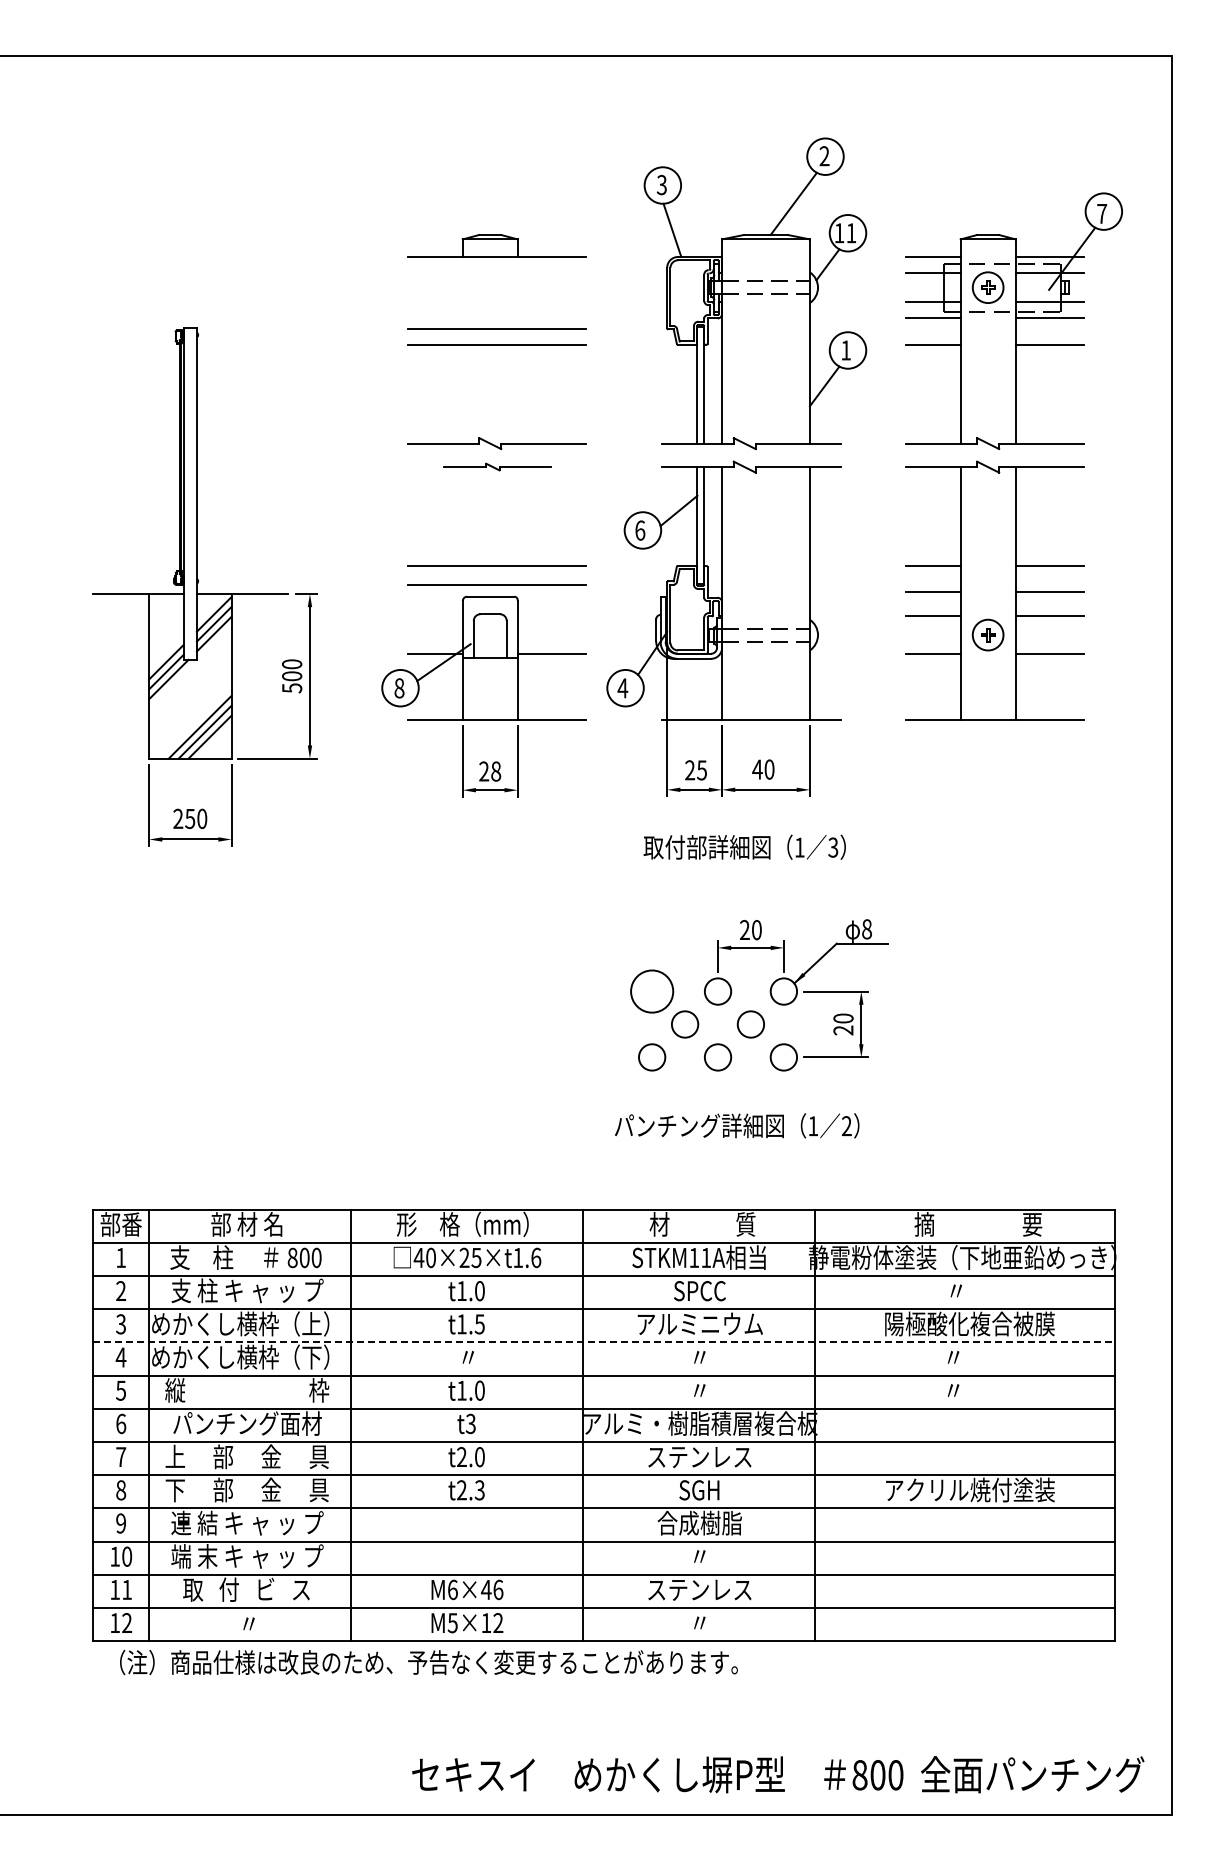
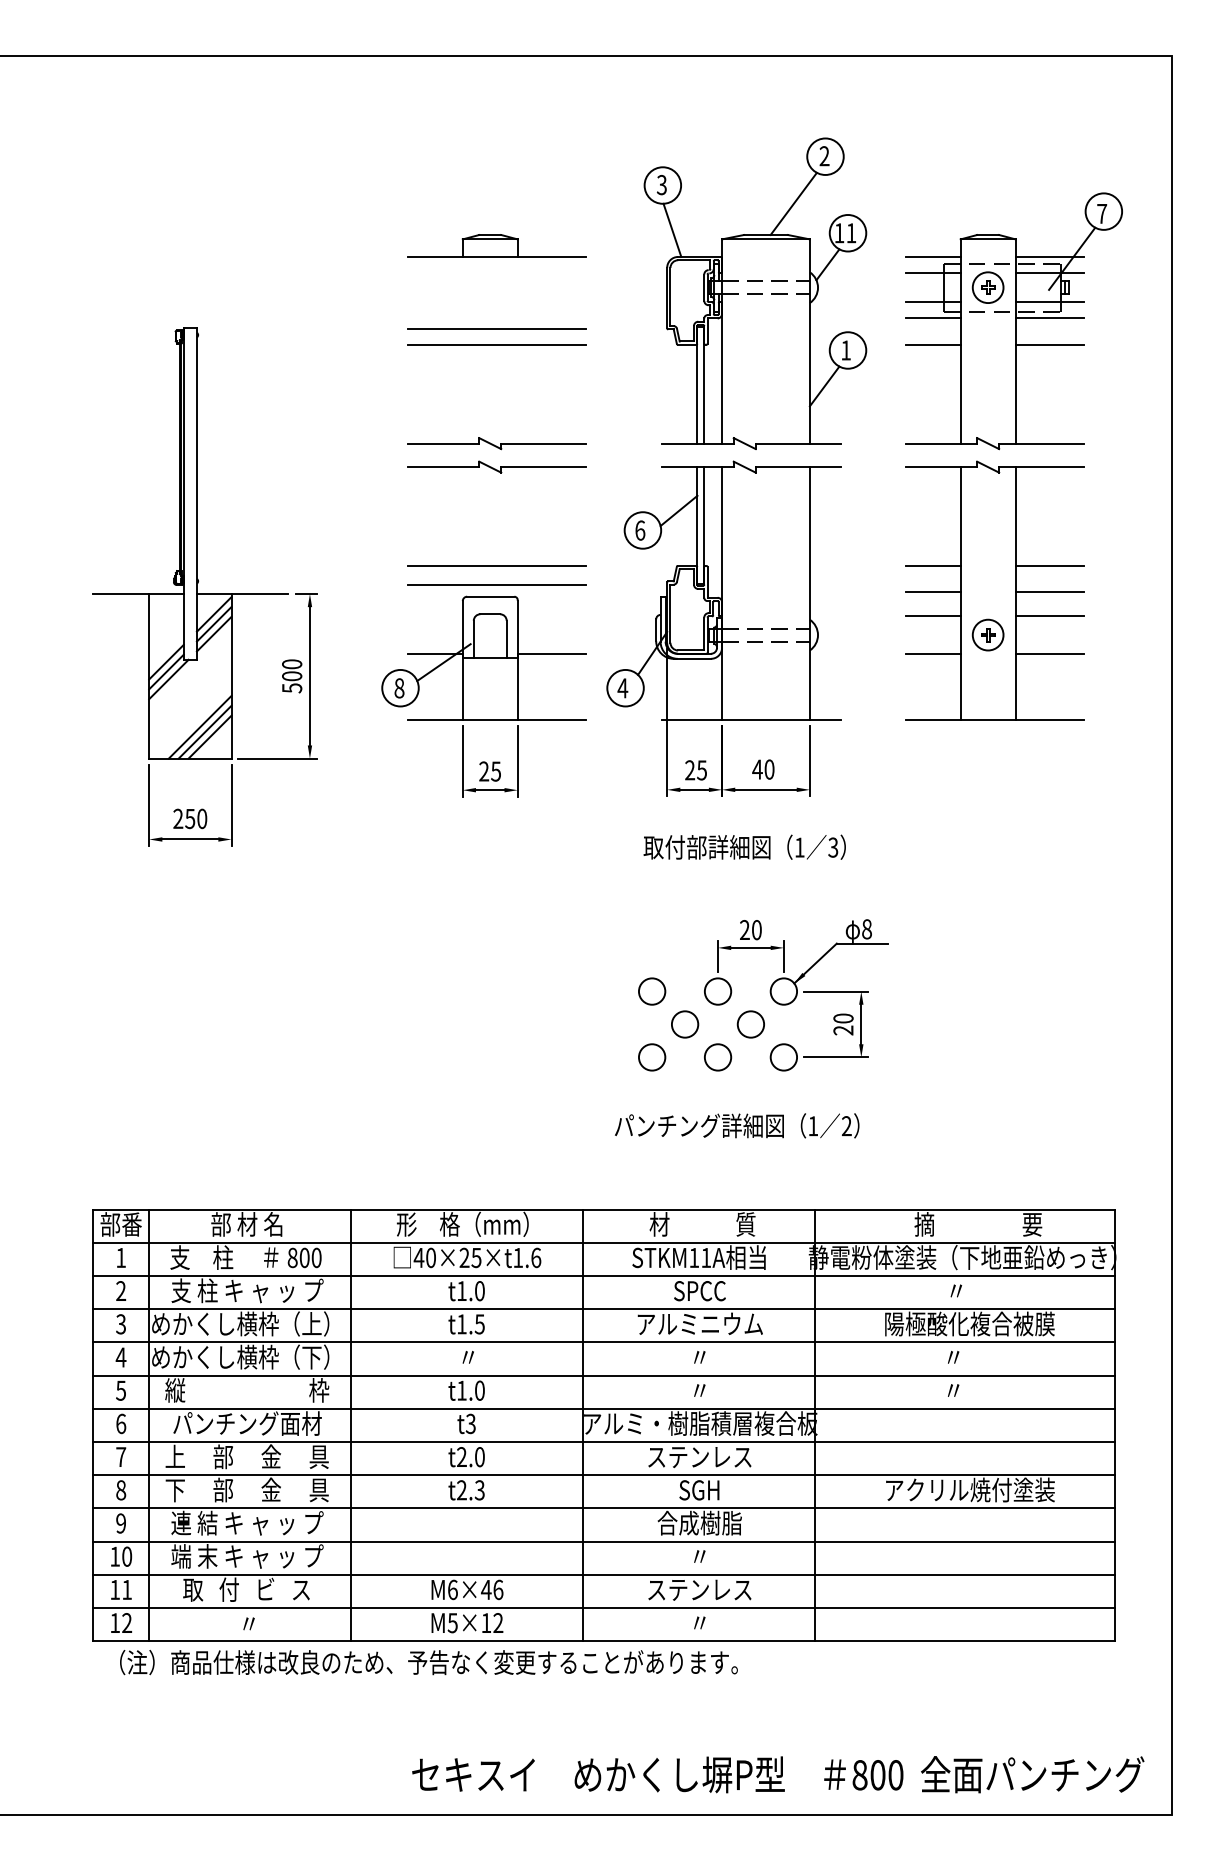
part size: 109x10 px -> 180x14 px (496, 466)
text: 28 -> 25 (496, 771)
circle diameter: 42 px -> 26 px (651, 991)
line: dashed -> solid (604, 1342)
